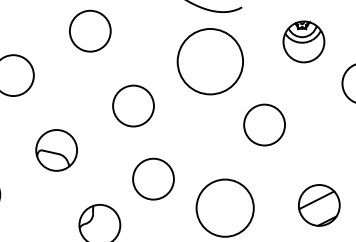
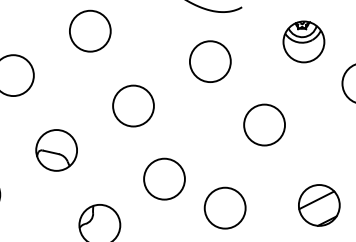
circle diameter: 65 px -> 41 px (209, 61)
circle position: (153, 178) -> (164, 178) (164, 178)
circle diameter: 57 px -> 41 px (224, 207)
